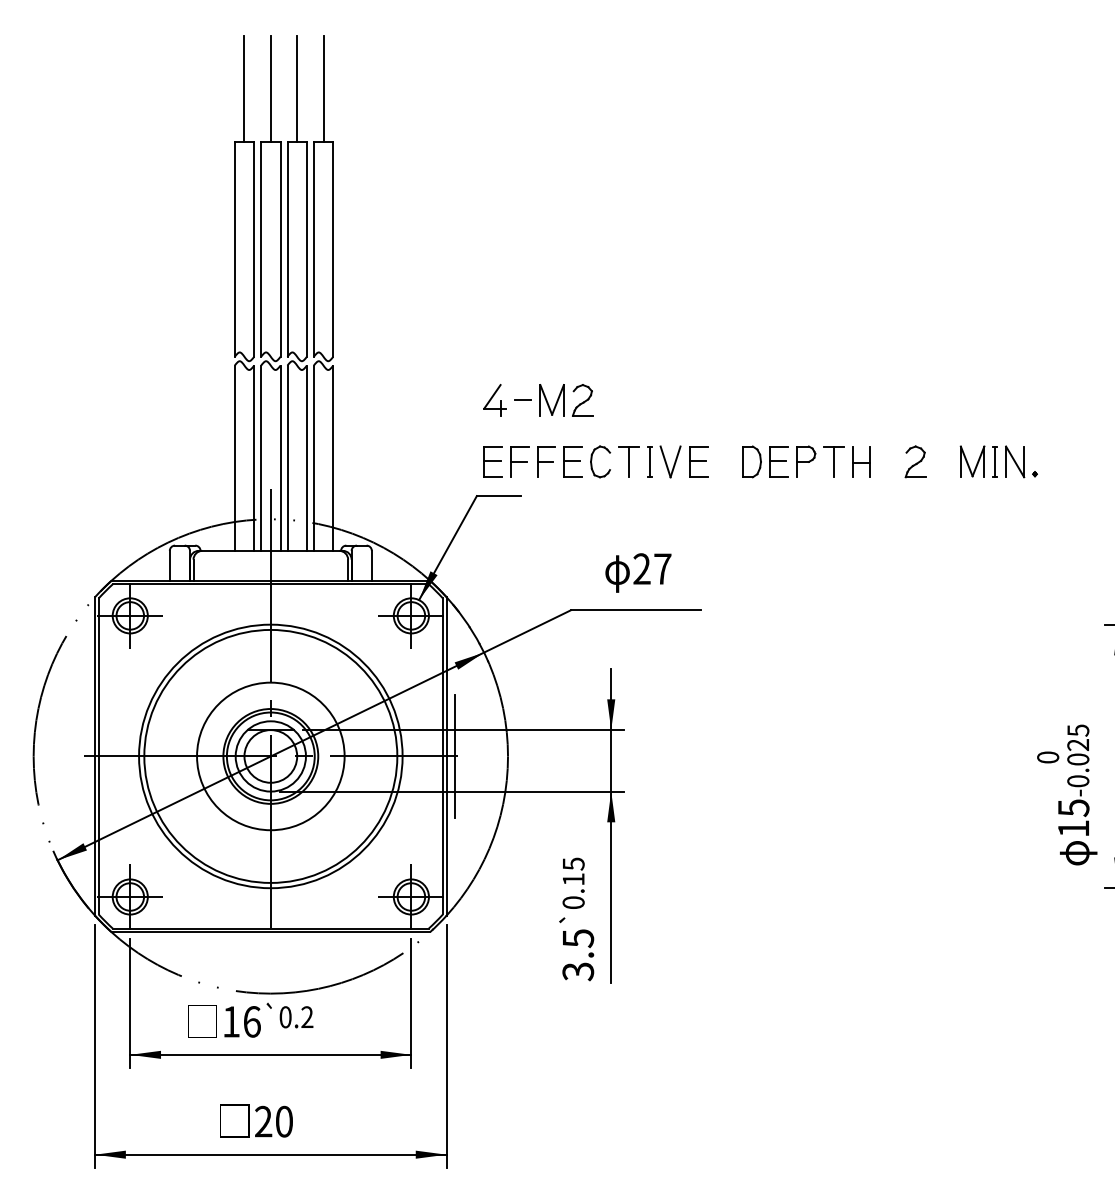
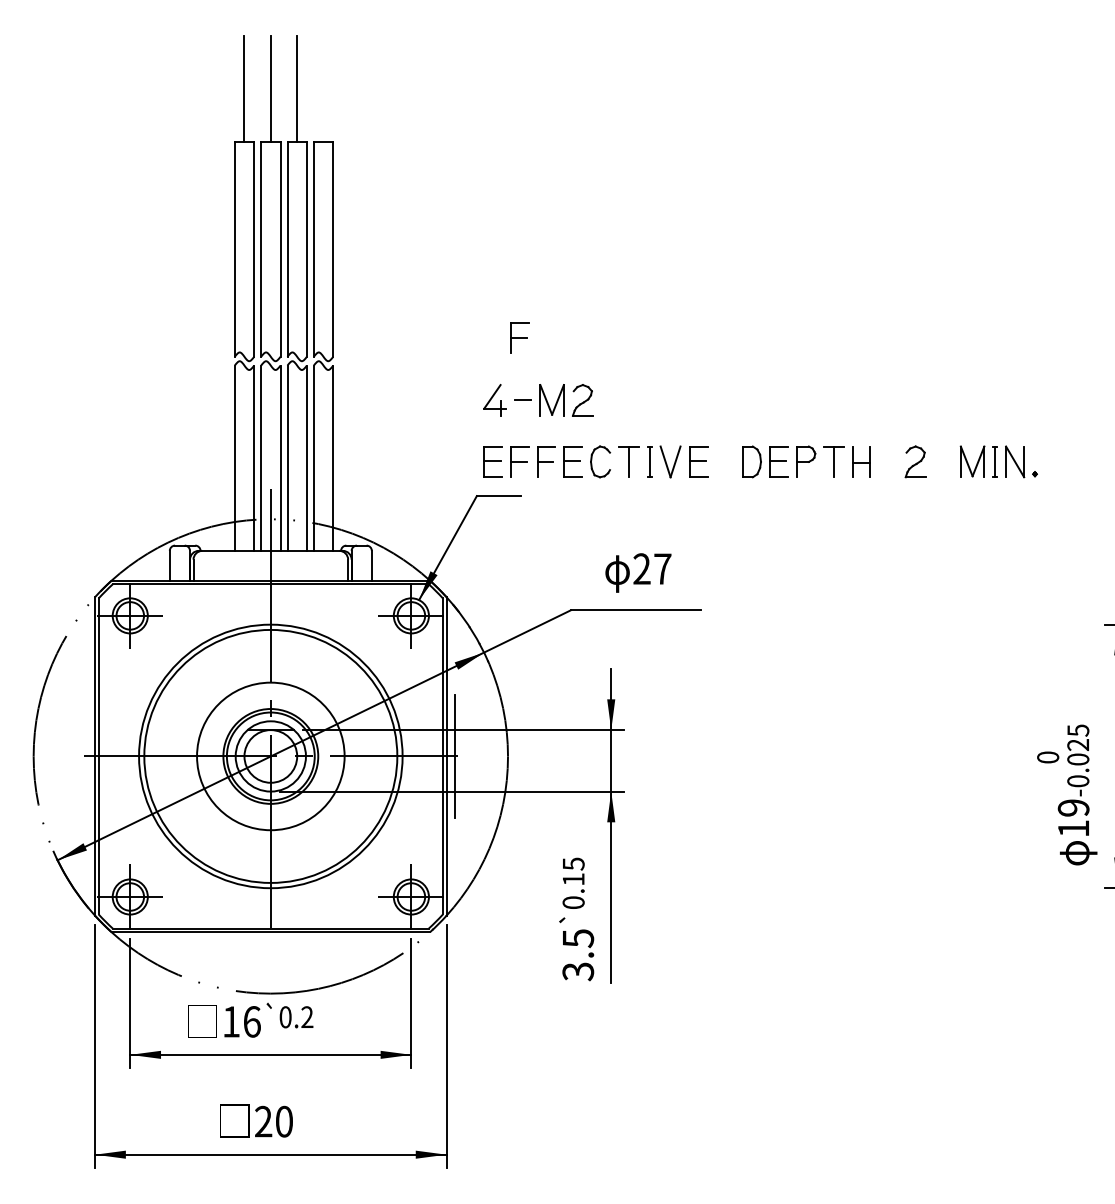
line: present -> none (323, 88)
part: none -> present (519, 337)
text: 15 -> 19 (1073, 808)
